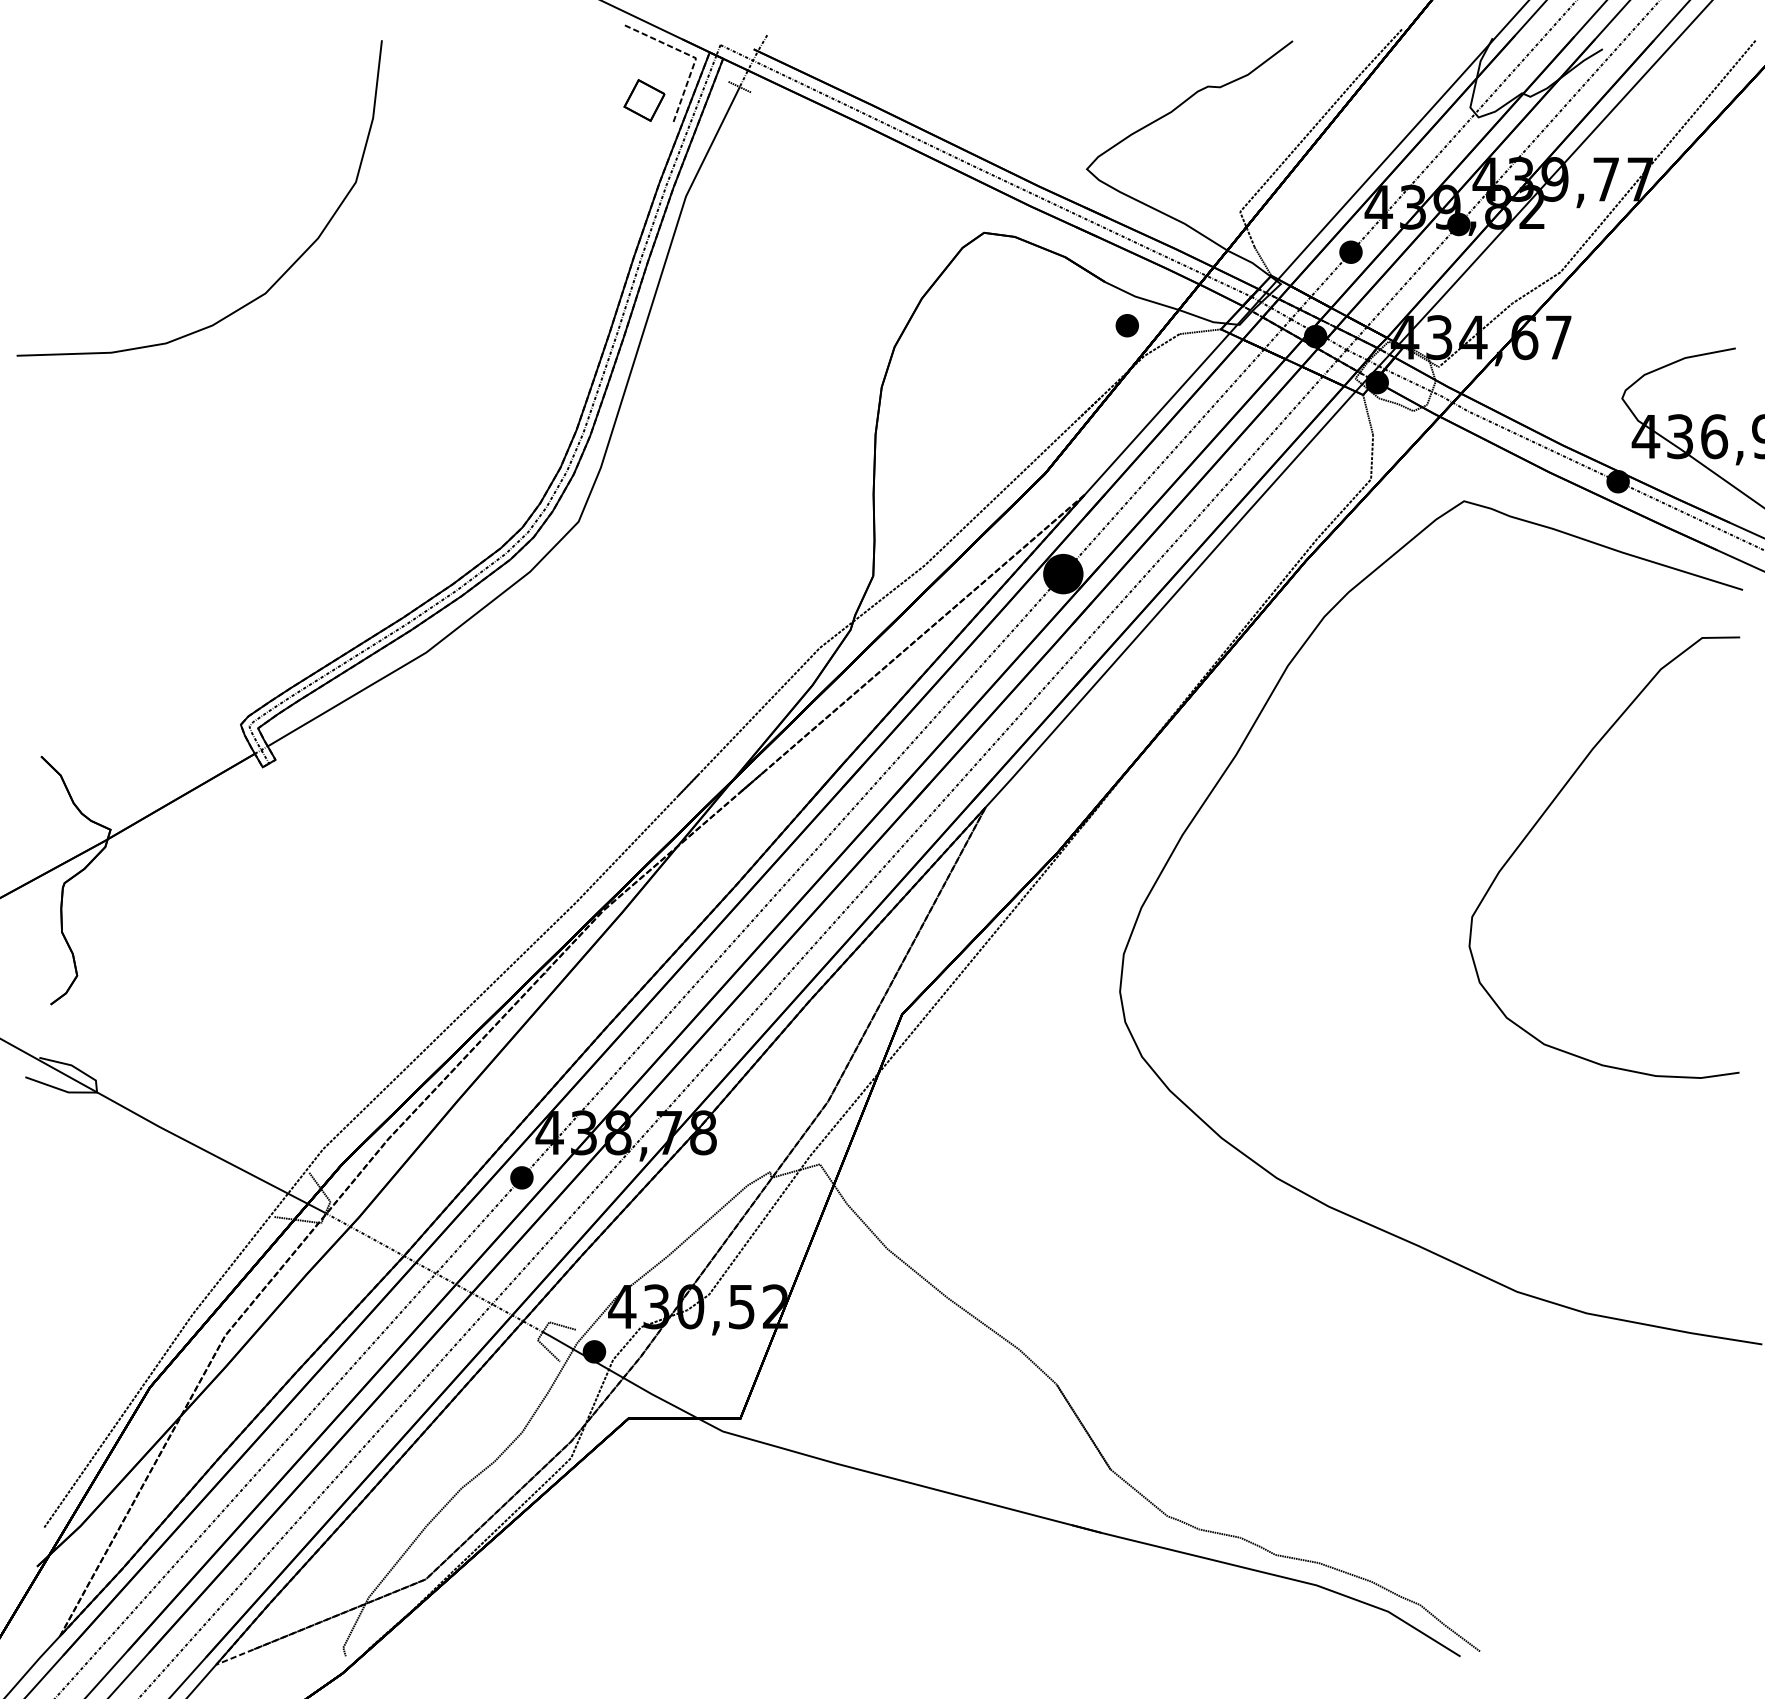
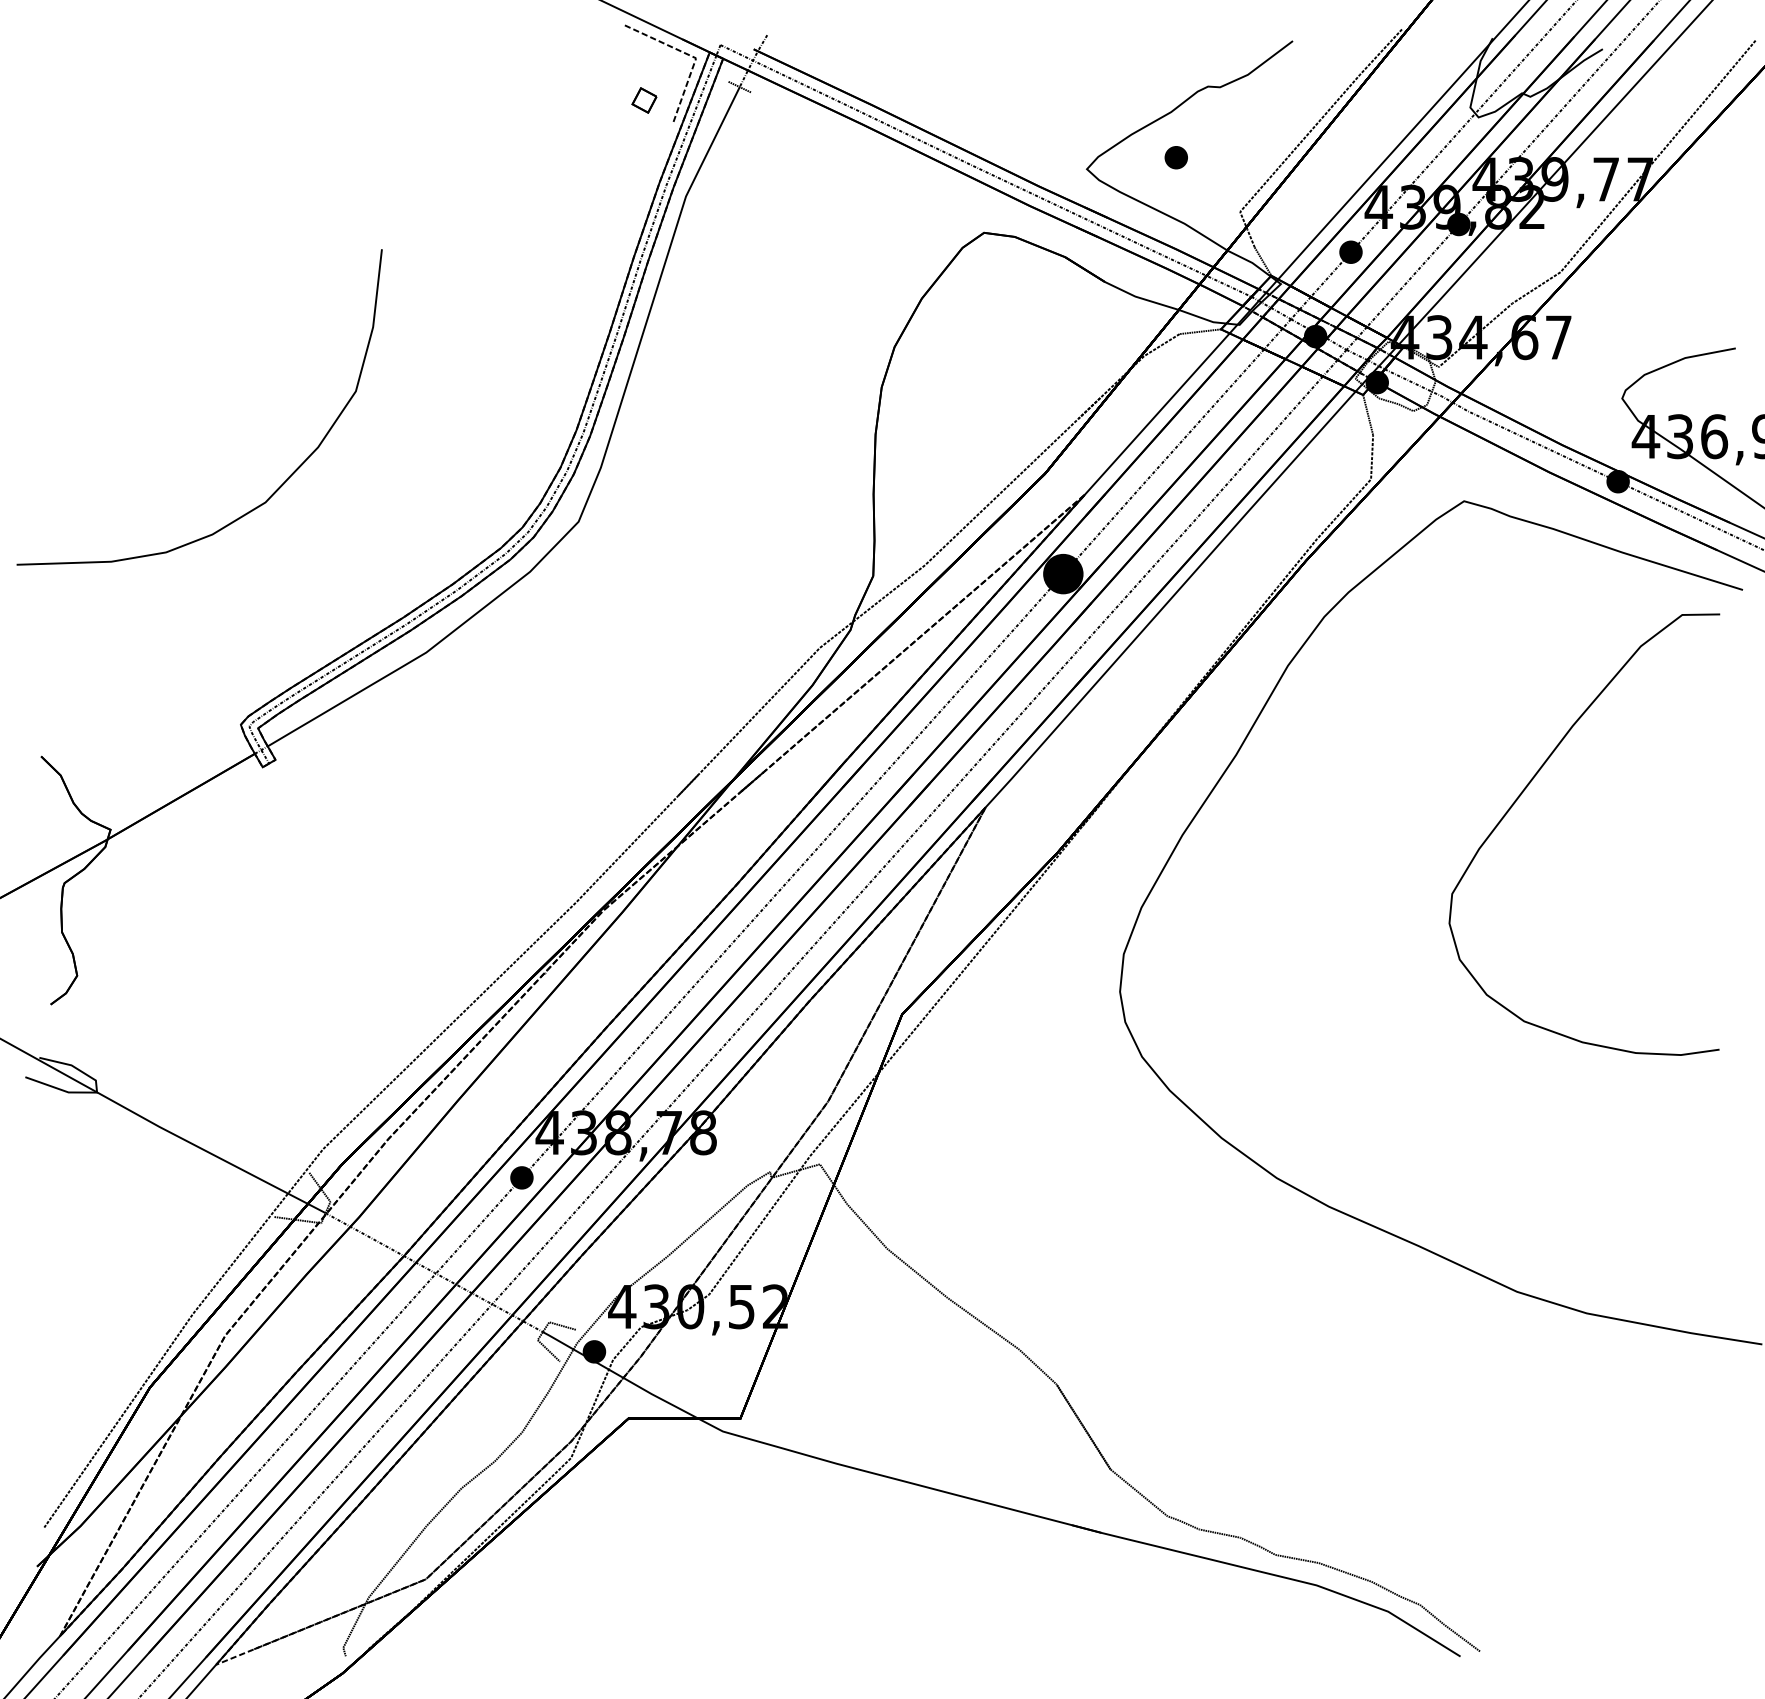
part size: 43x43 px -> 27x27 px (644, 100)
curve position: (279, 277) -> (279, 486) (279, 486)
part position: (1126, 325) -> (1175, 157) (1175, 157)
part position: (1544, 814) -> (1524, 791) (1524, 791)
